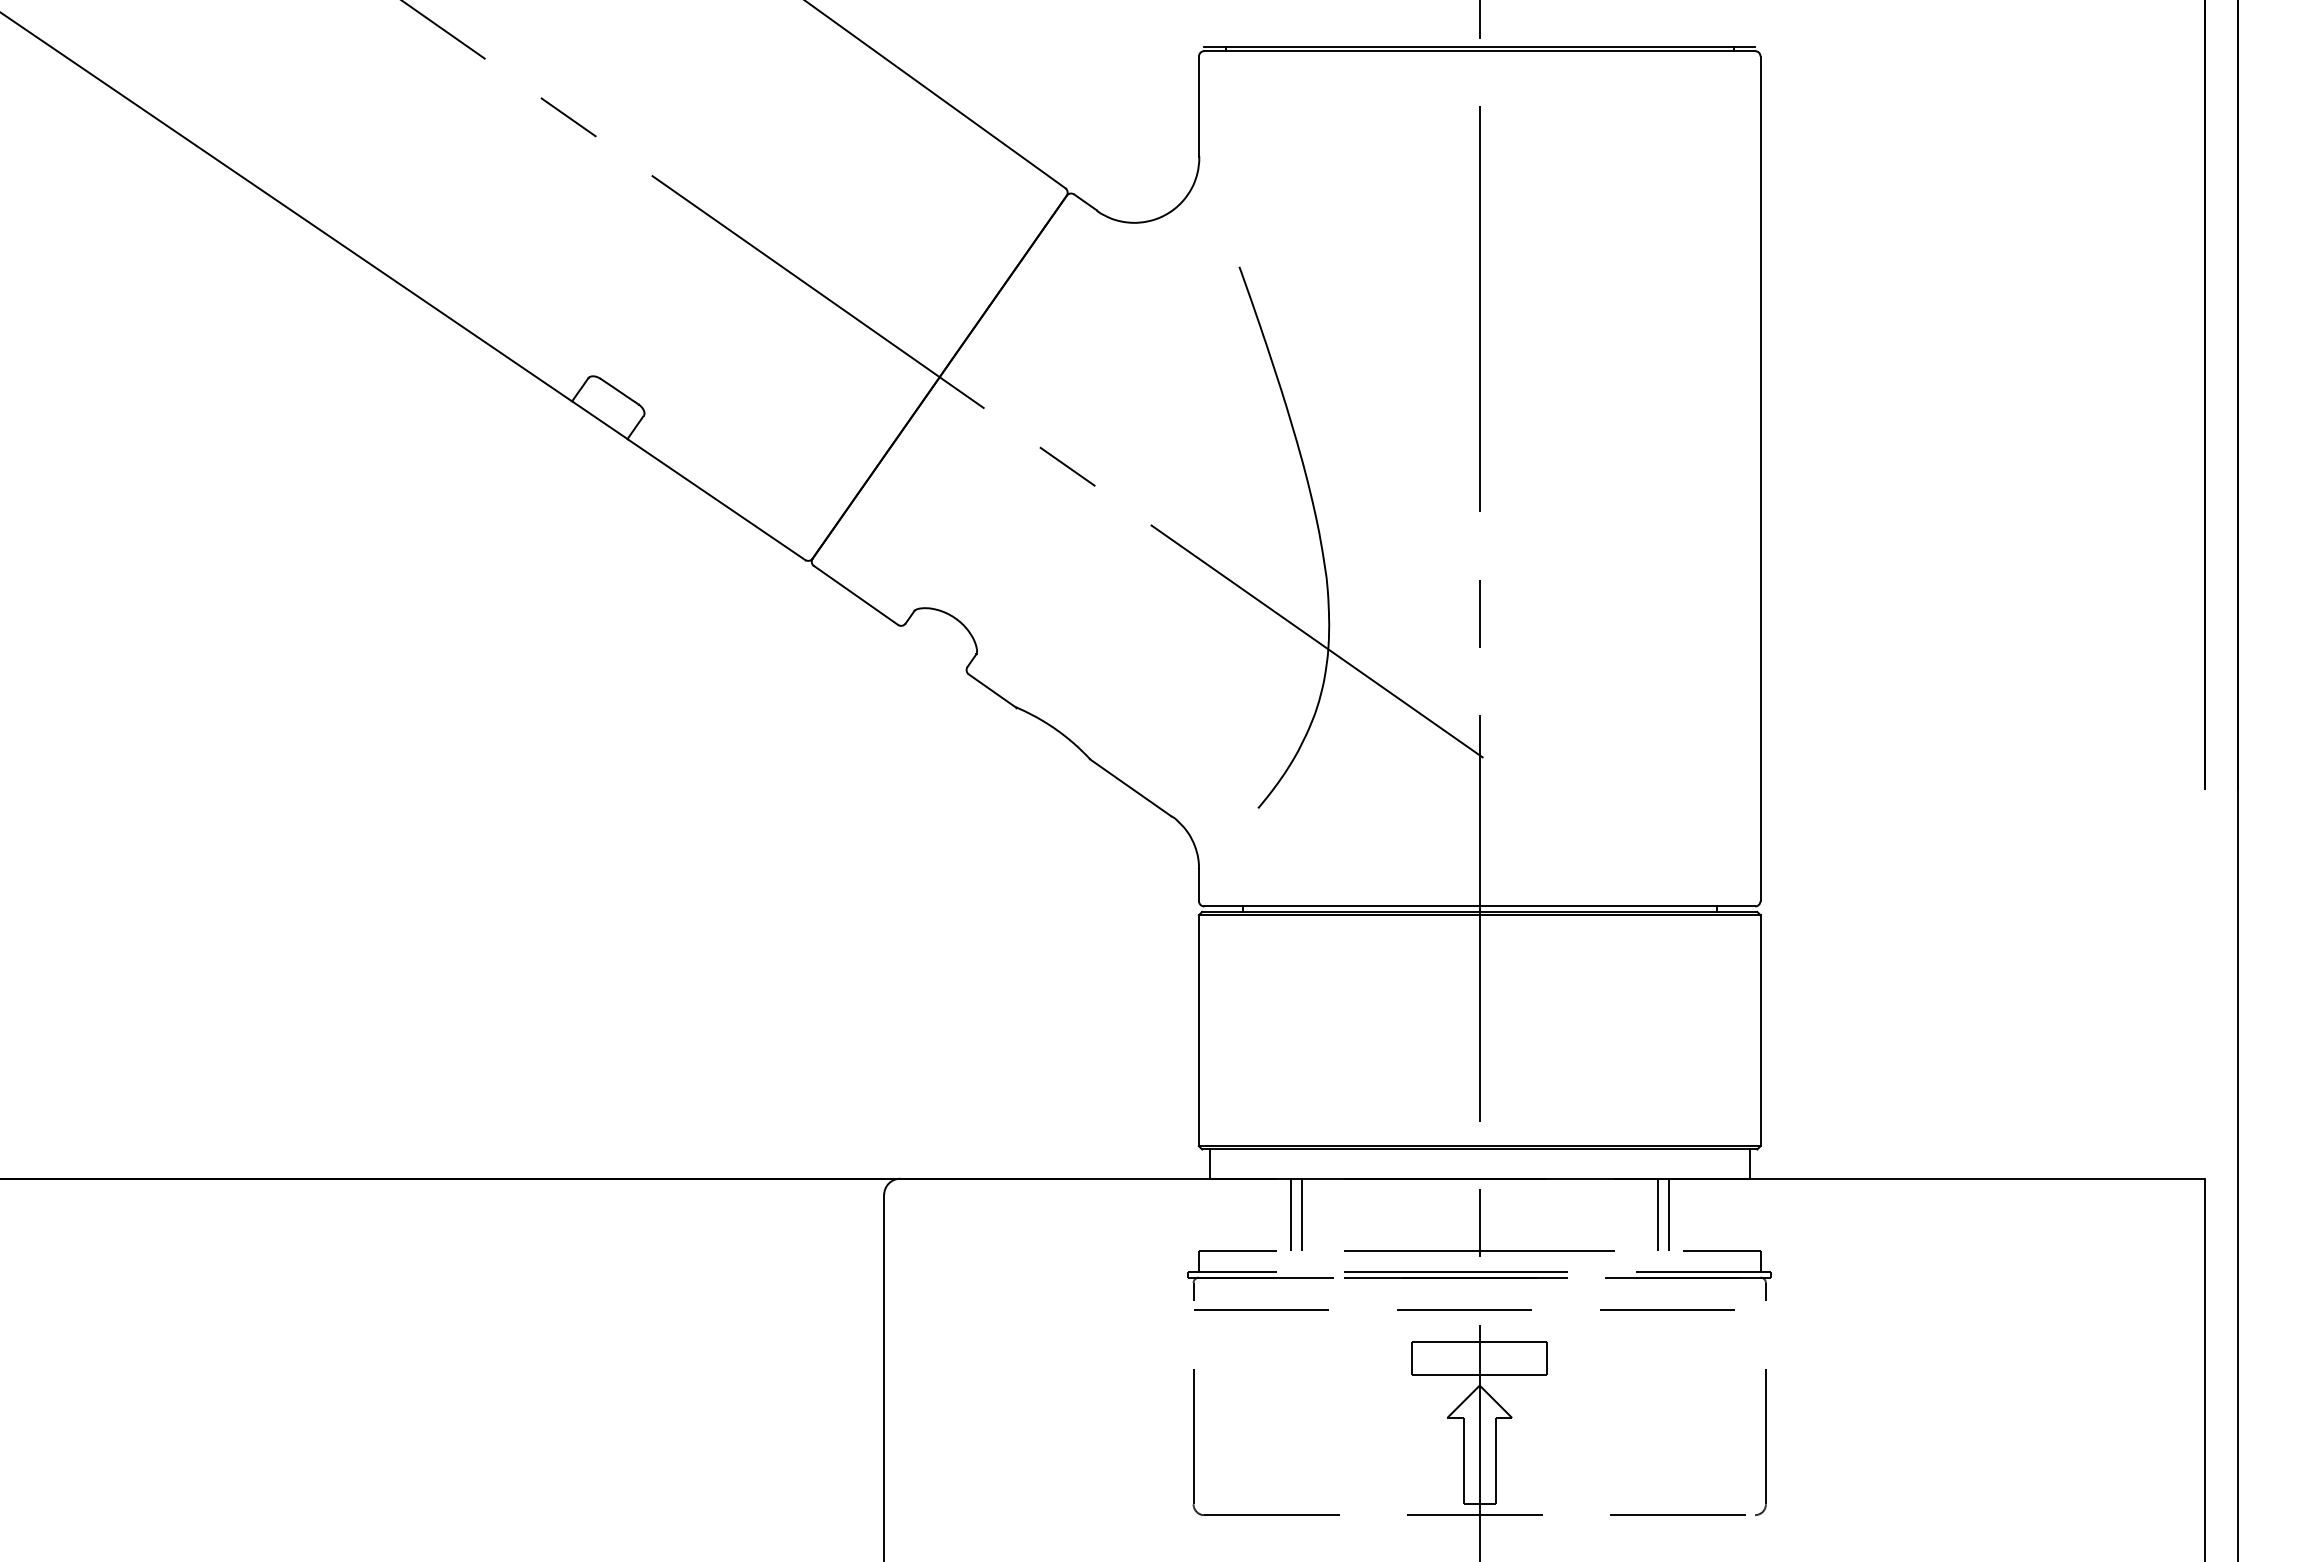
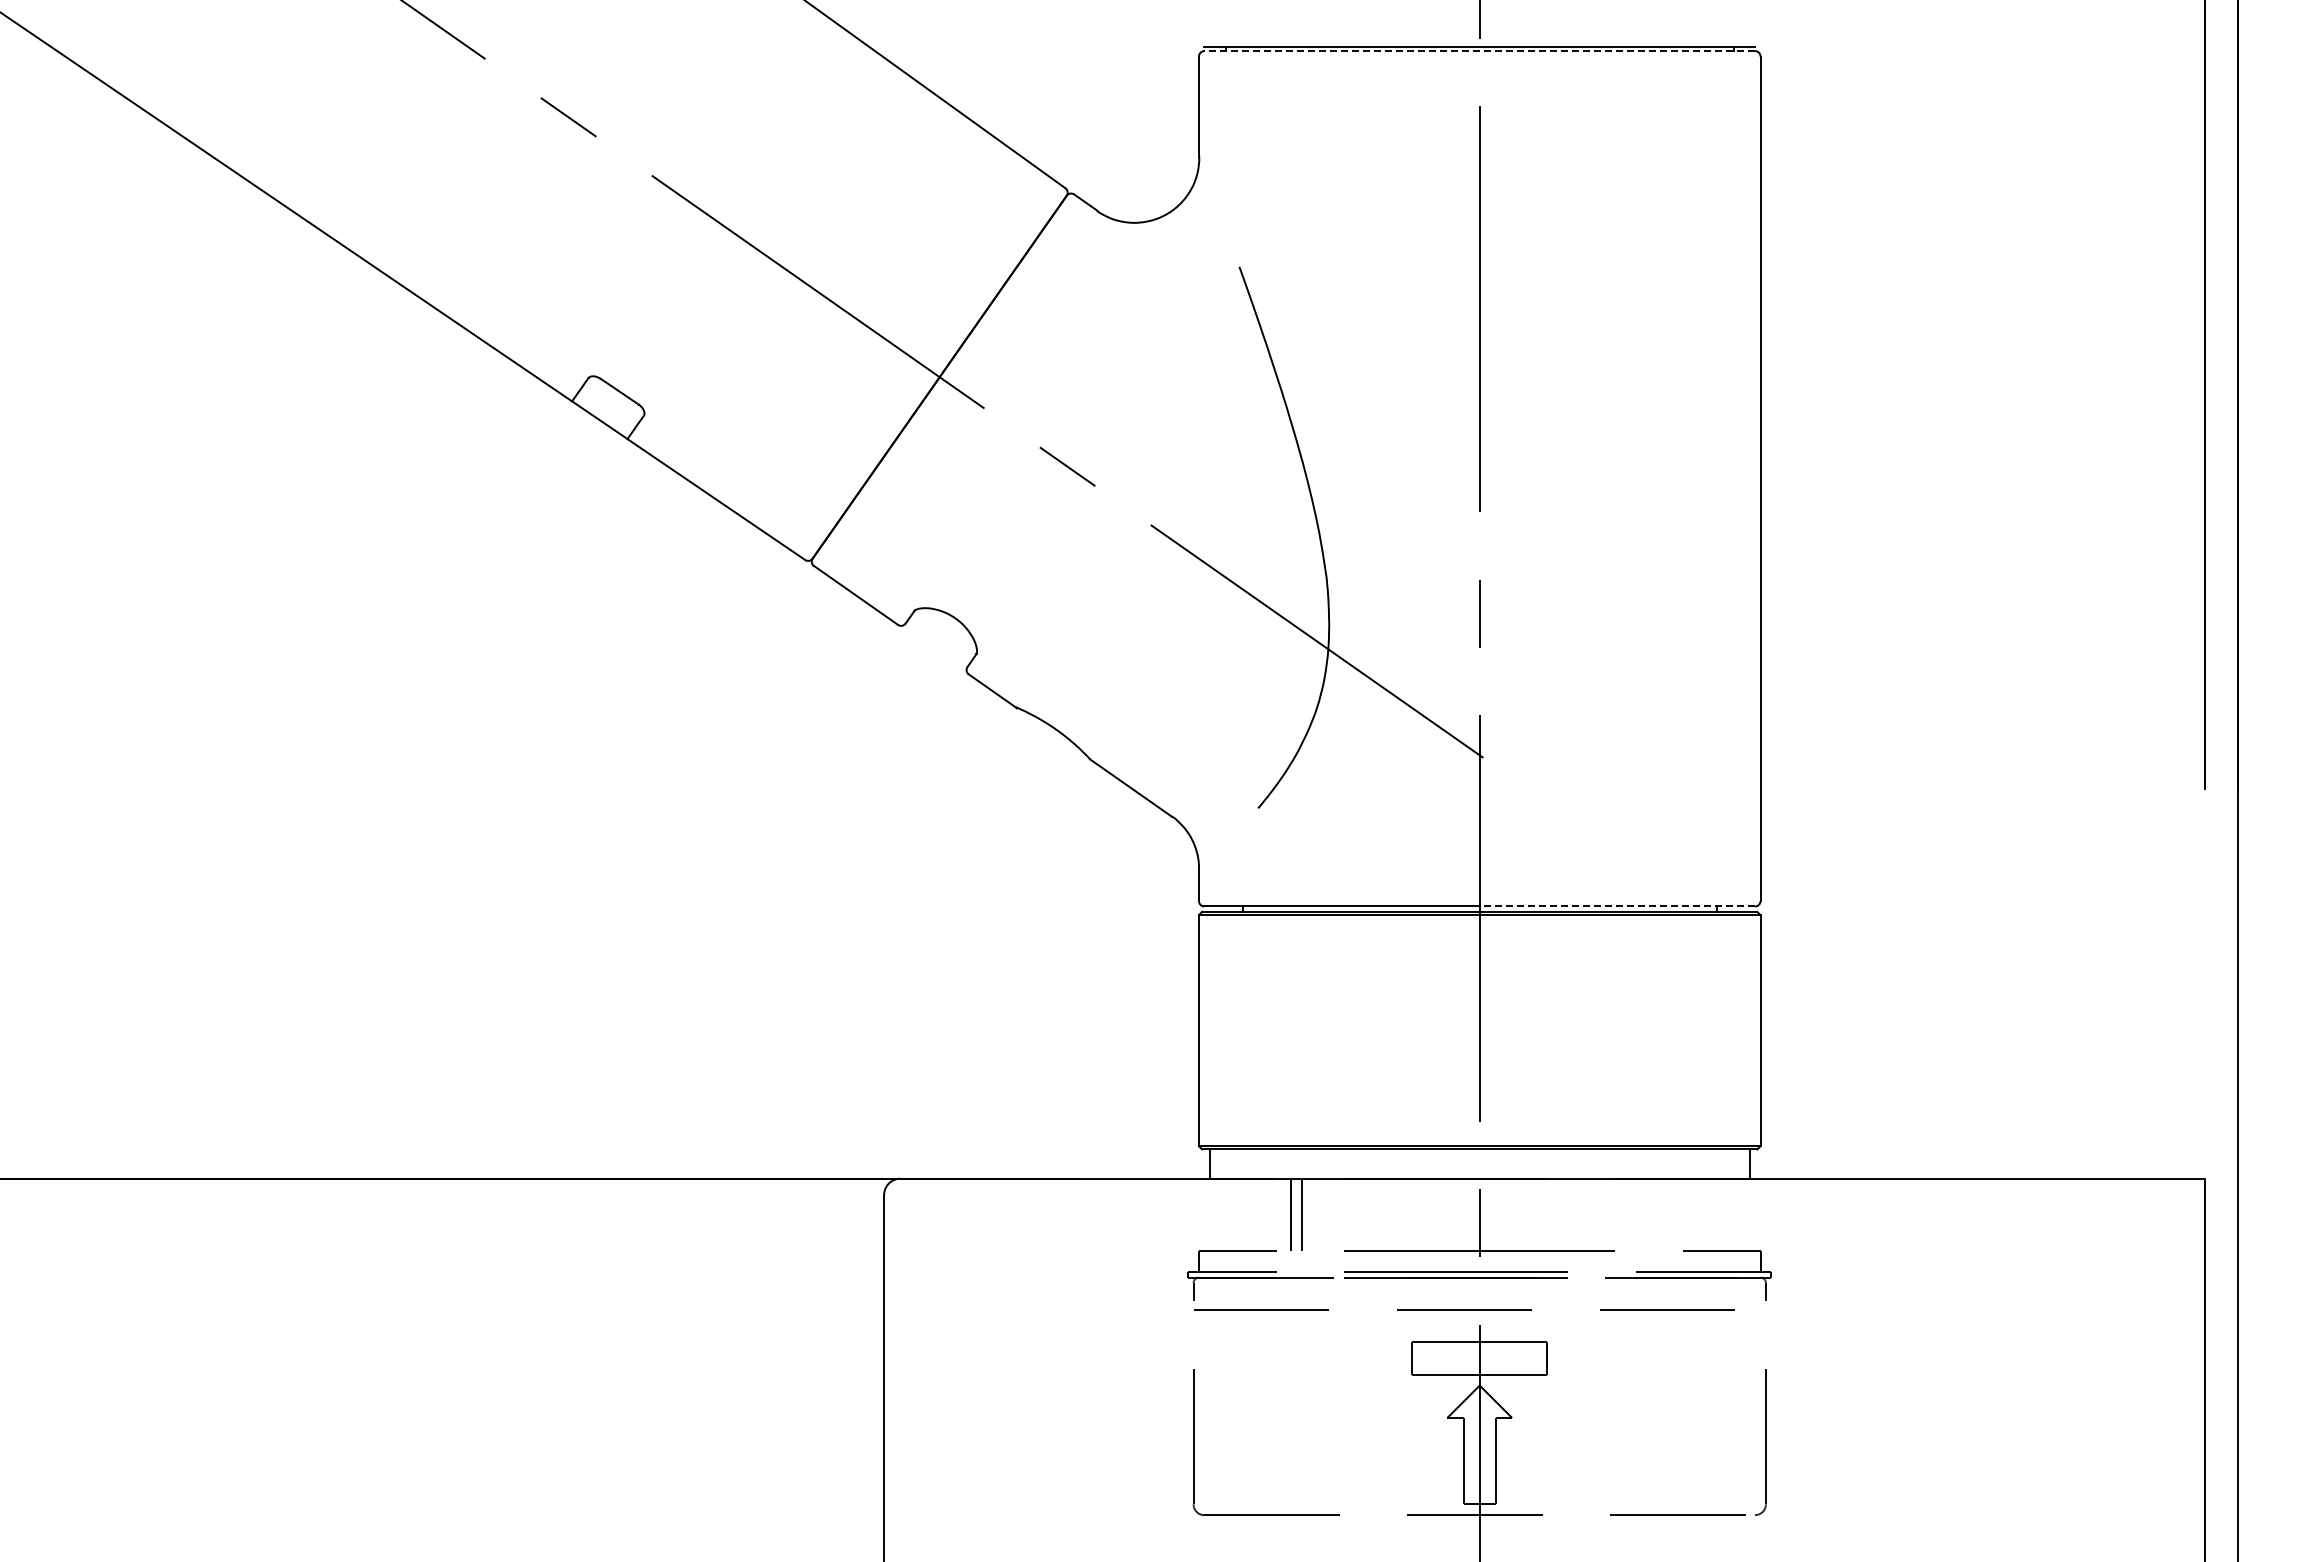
line: solid -> dashed (1479, 51)
line: solid -> dashed (1617, 906)
line: present -> none (1657, 1214)
line: present -> none (1668, 1214)
